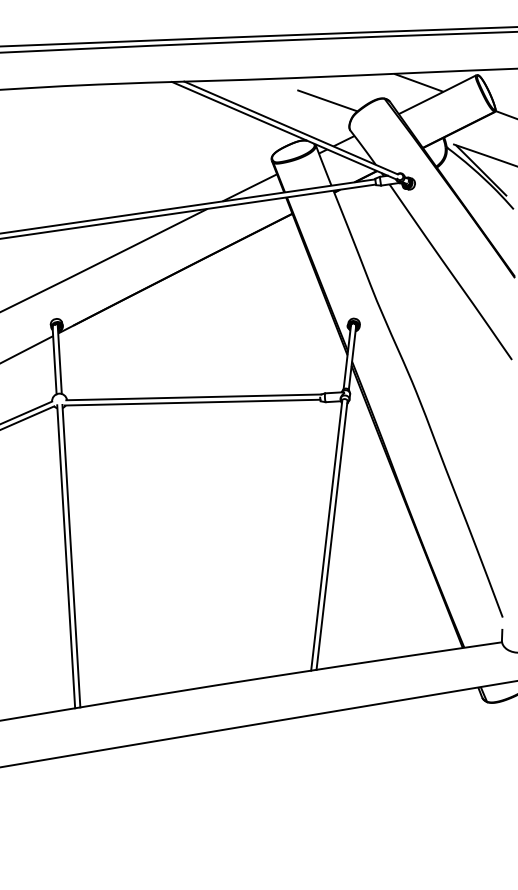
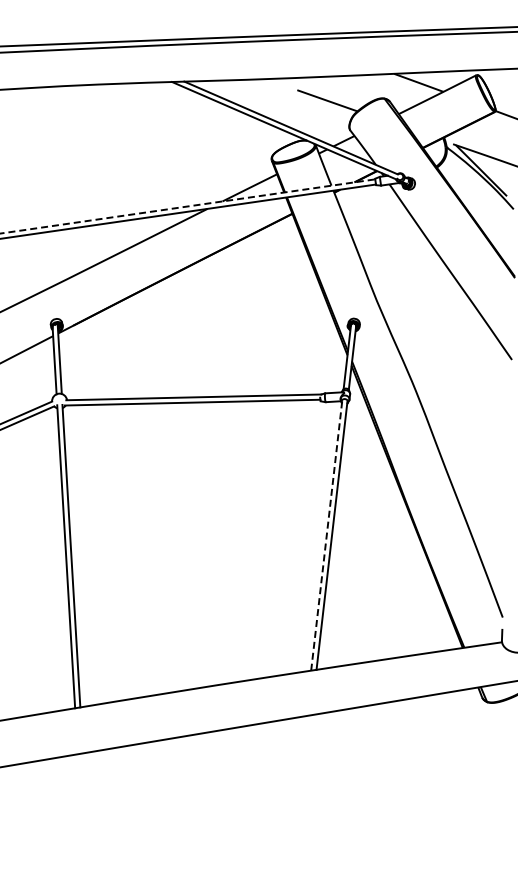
line: solid -> dashed (188, 206)
line: solid -> dashed (326, 536)
